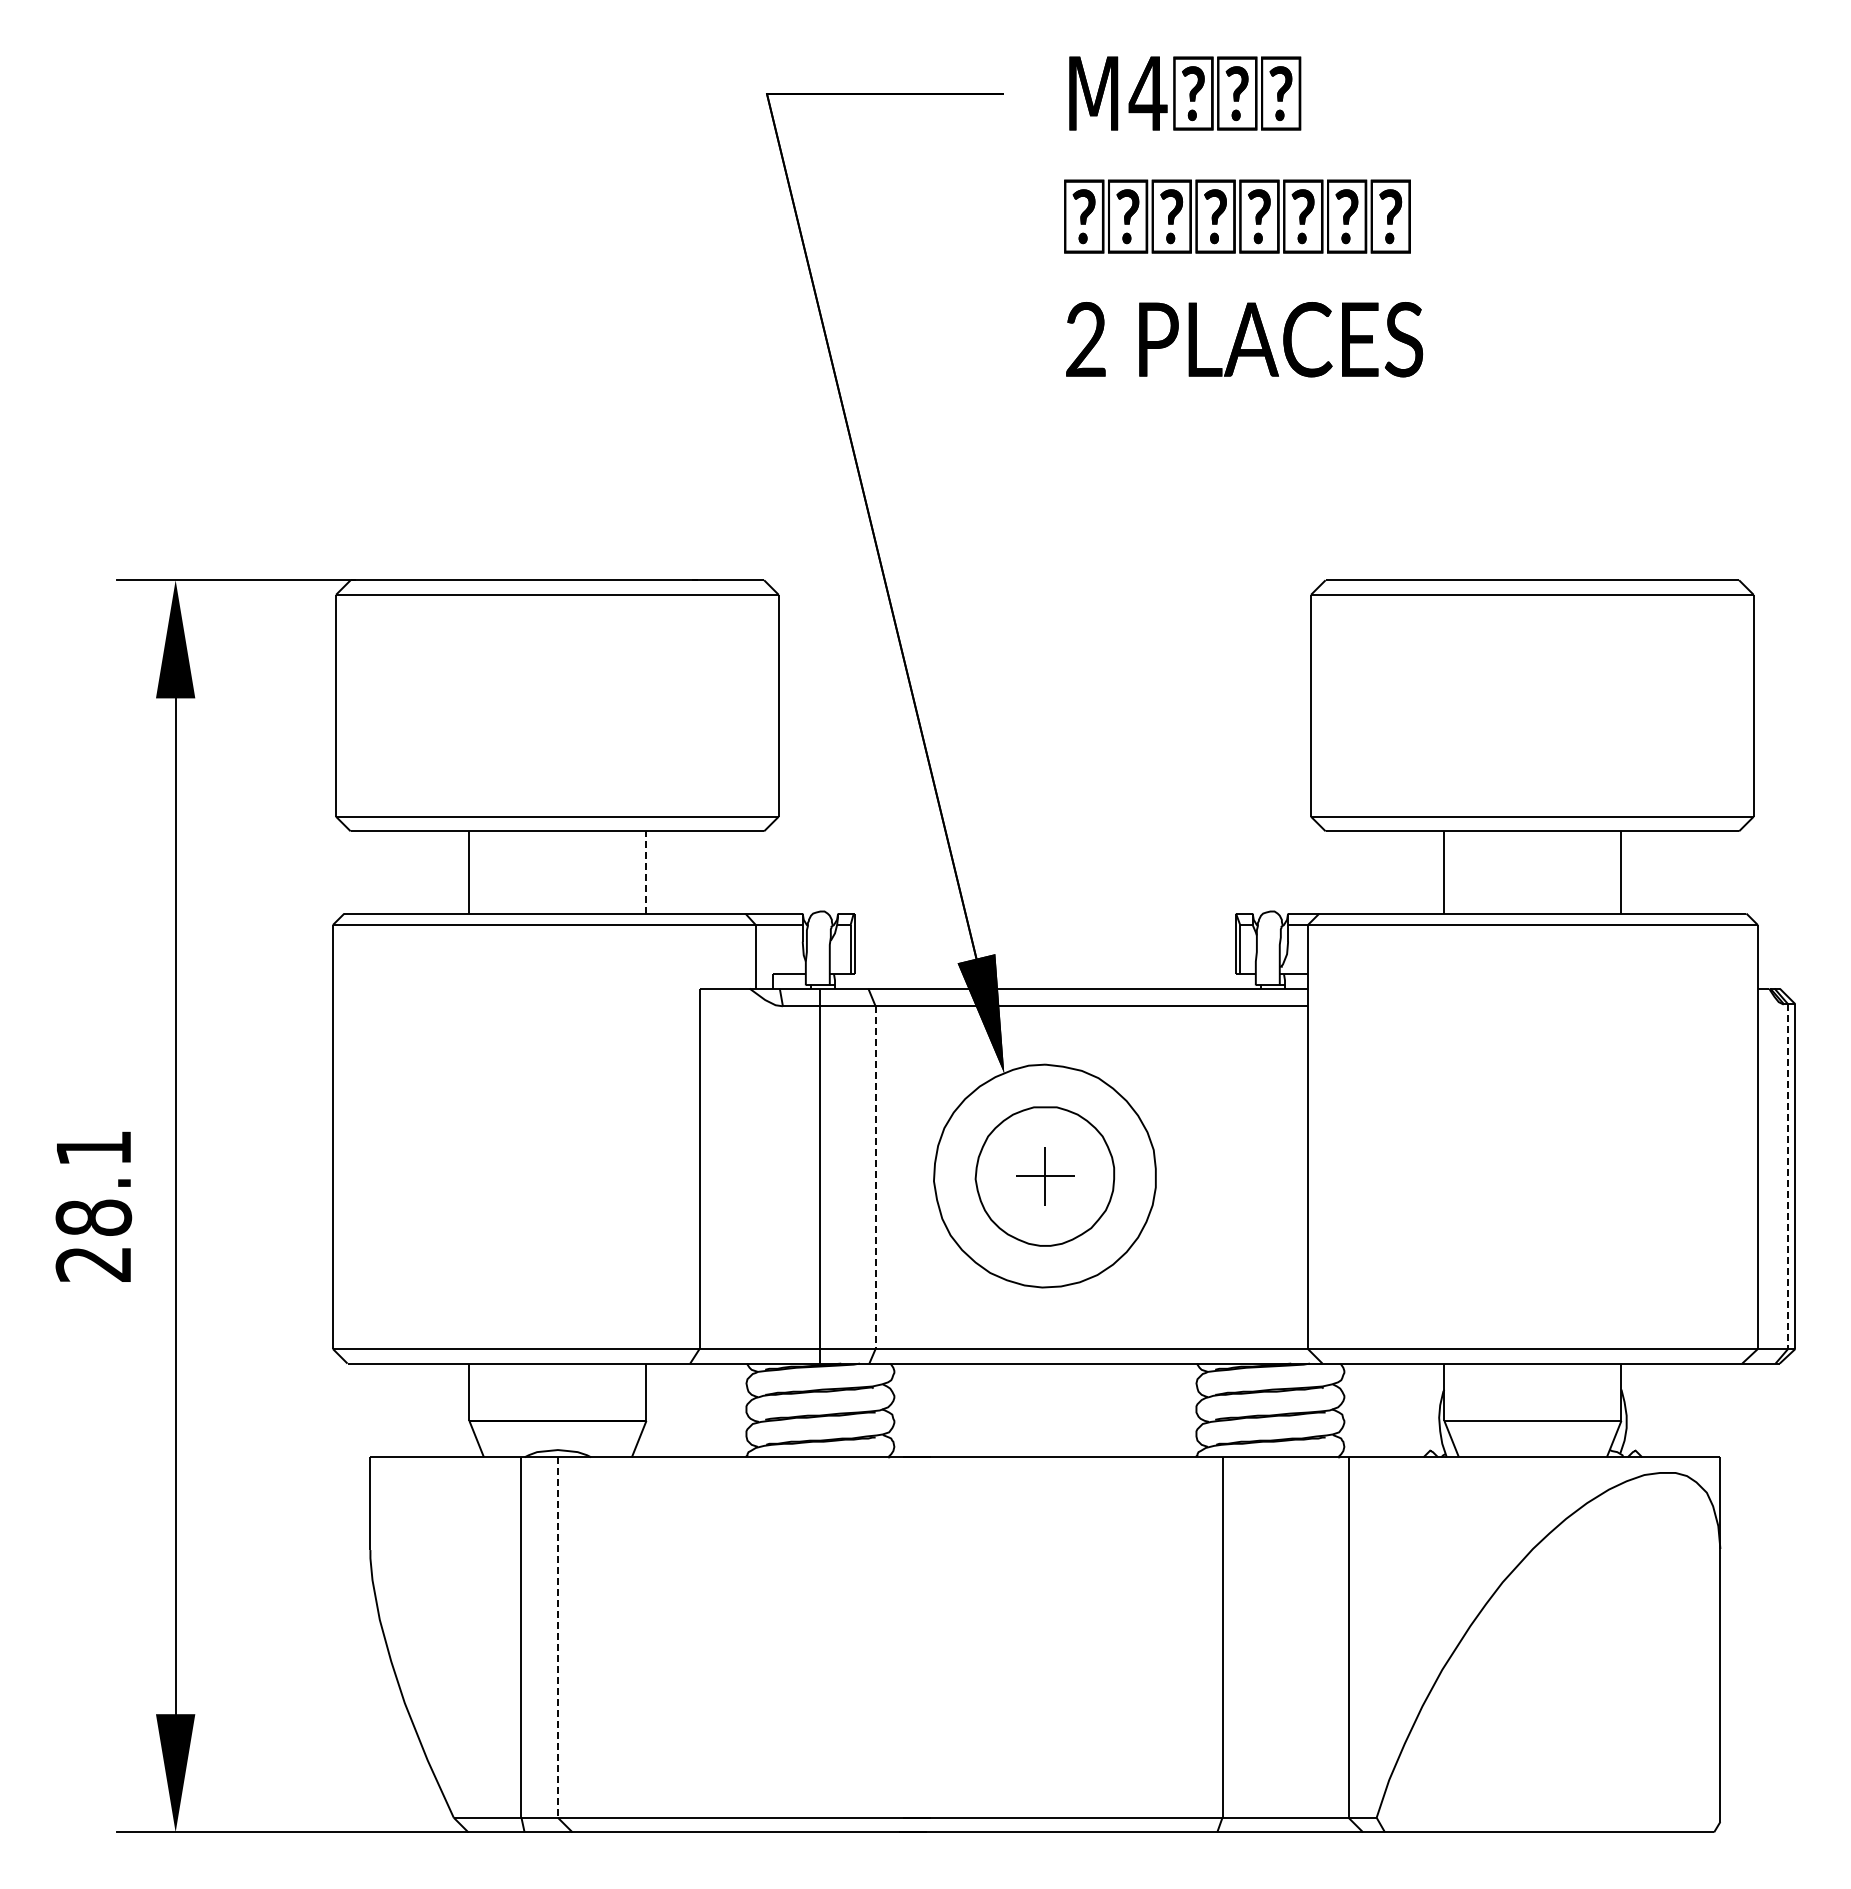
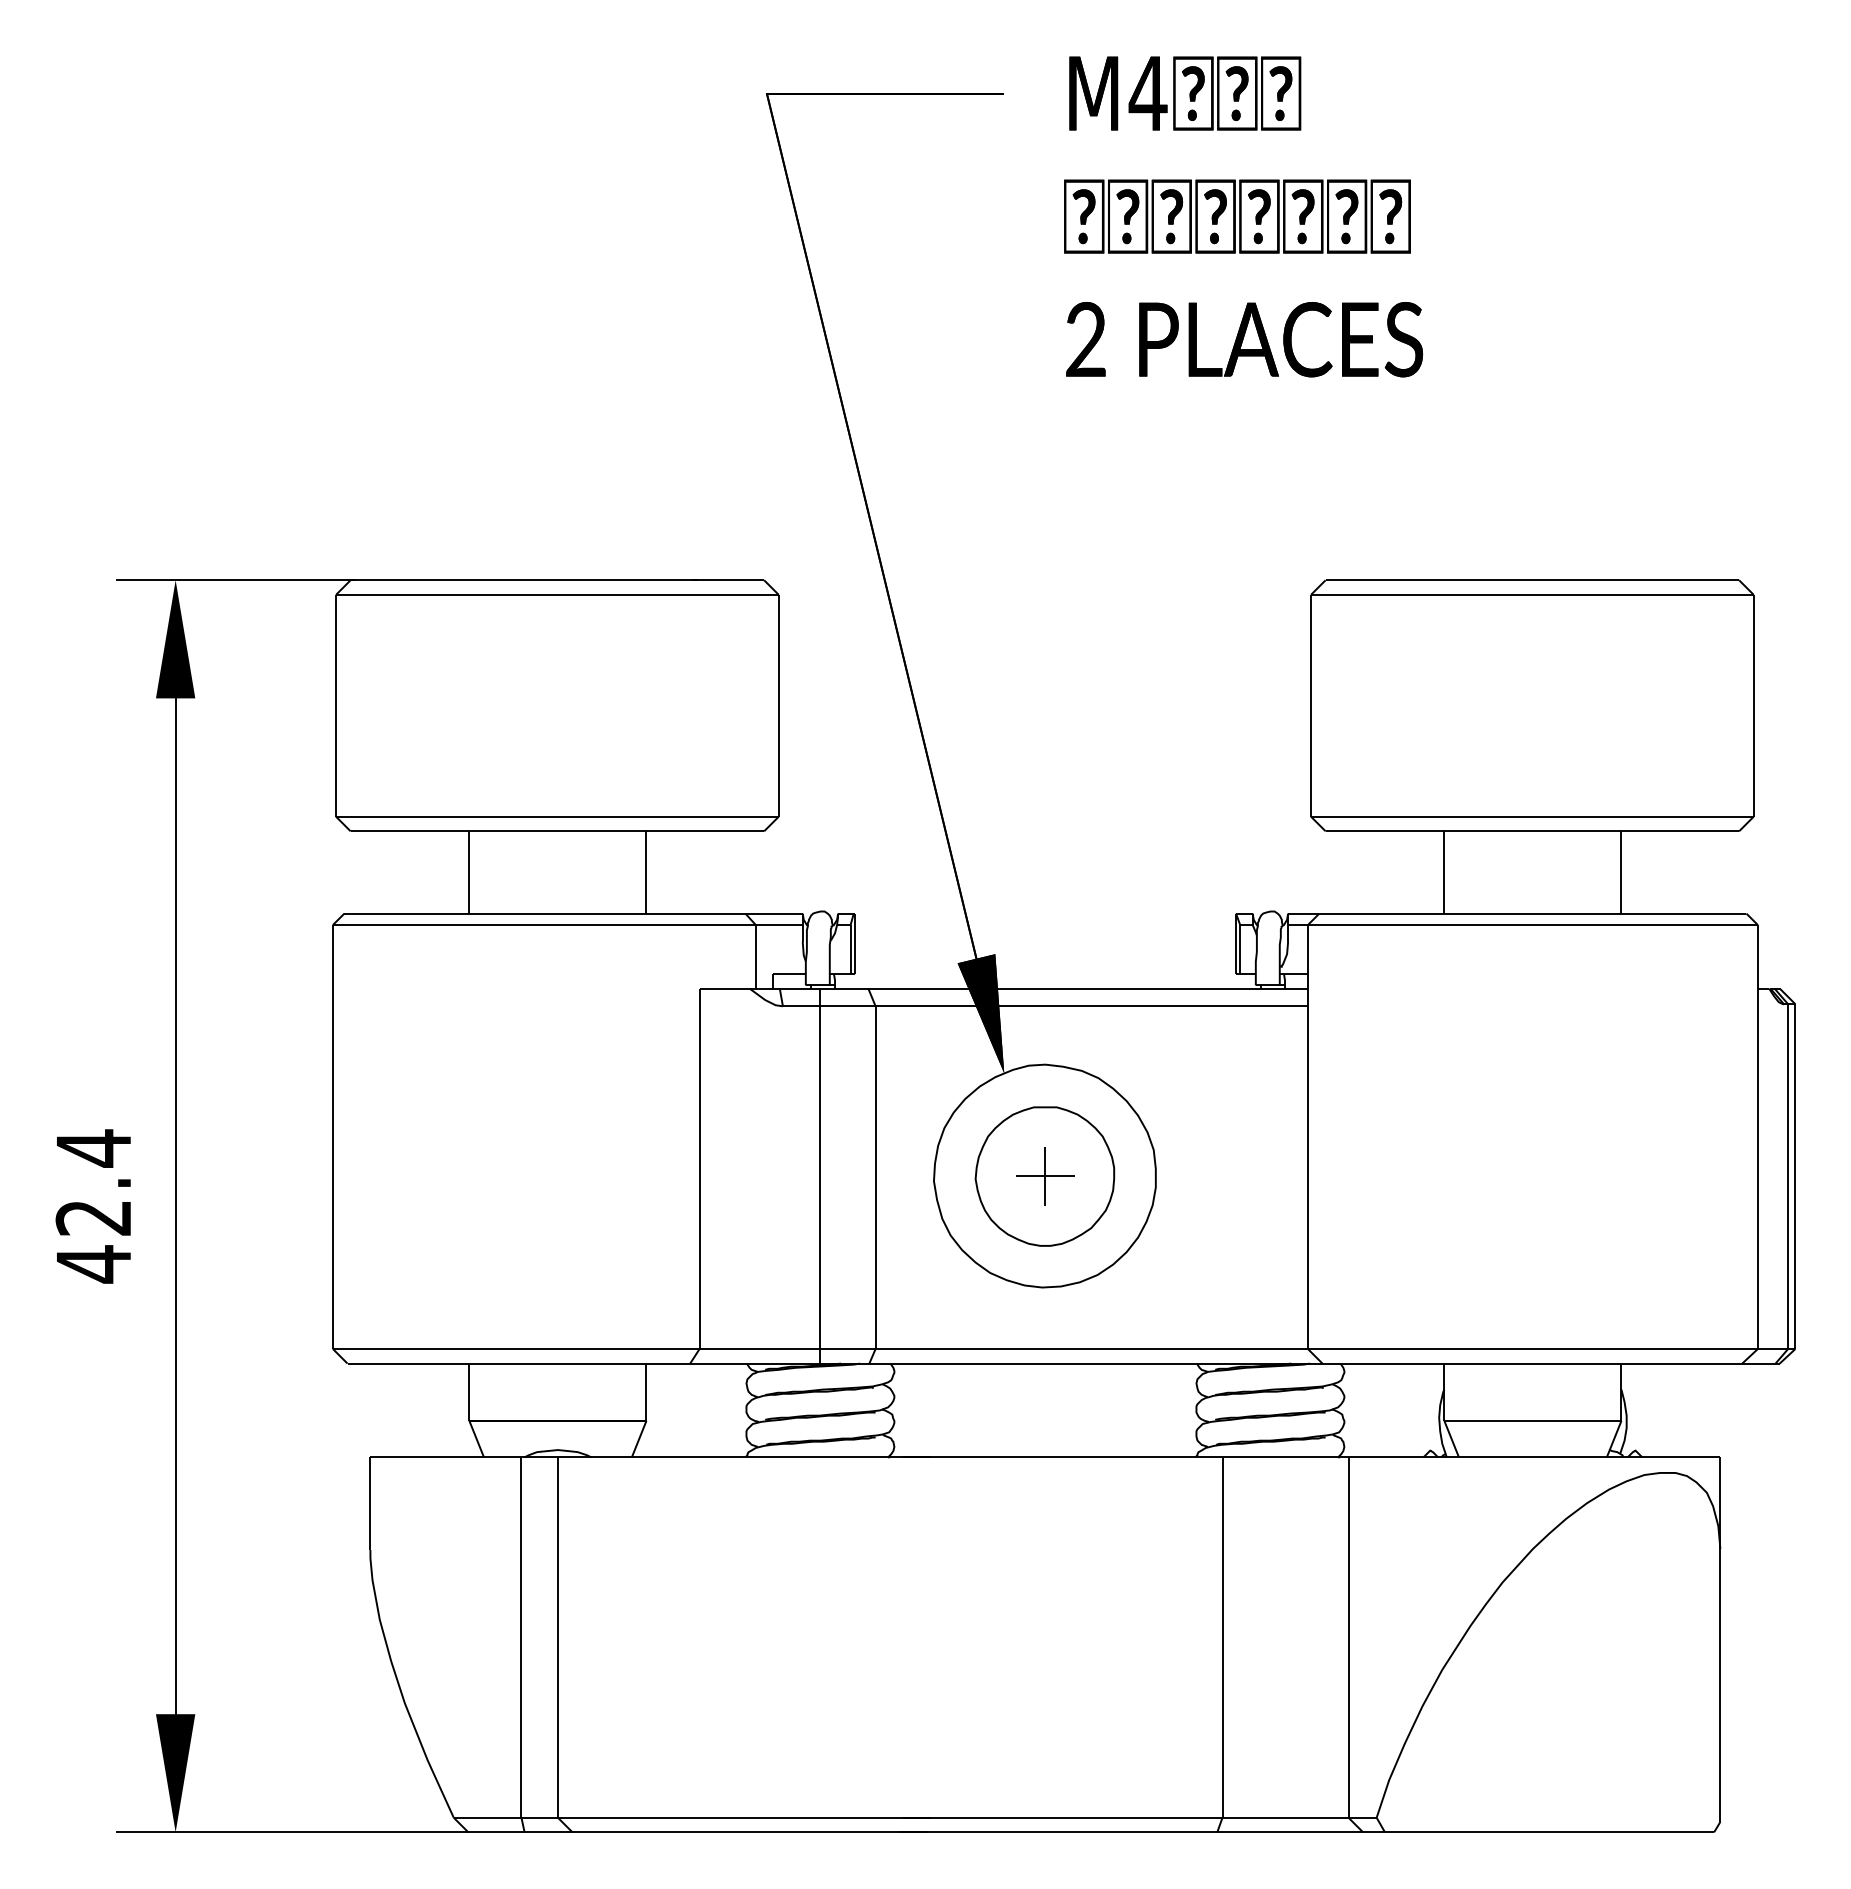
line: dashed -> solid (646, 871)
line: dashed -> solid (1788, 1177)
line: dashed -> solid (875, 1178)
text: 28.1 -> 42.4 (93, 1206)
line: dashed -> solid (557, 1638)
